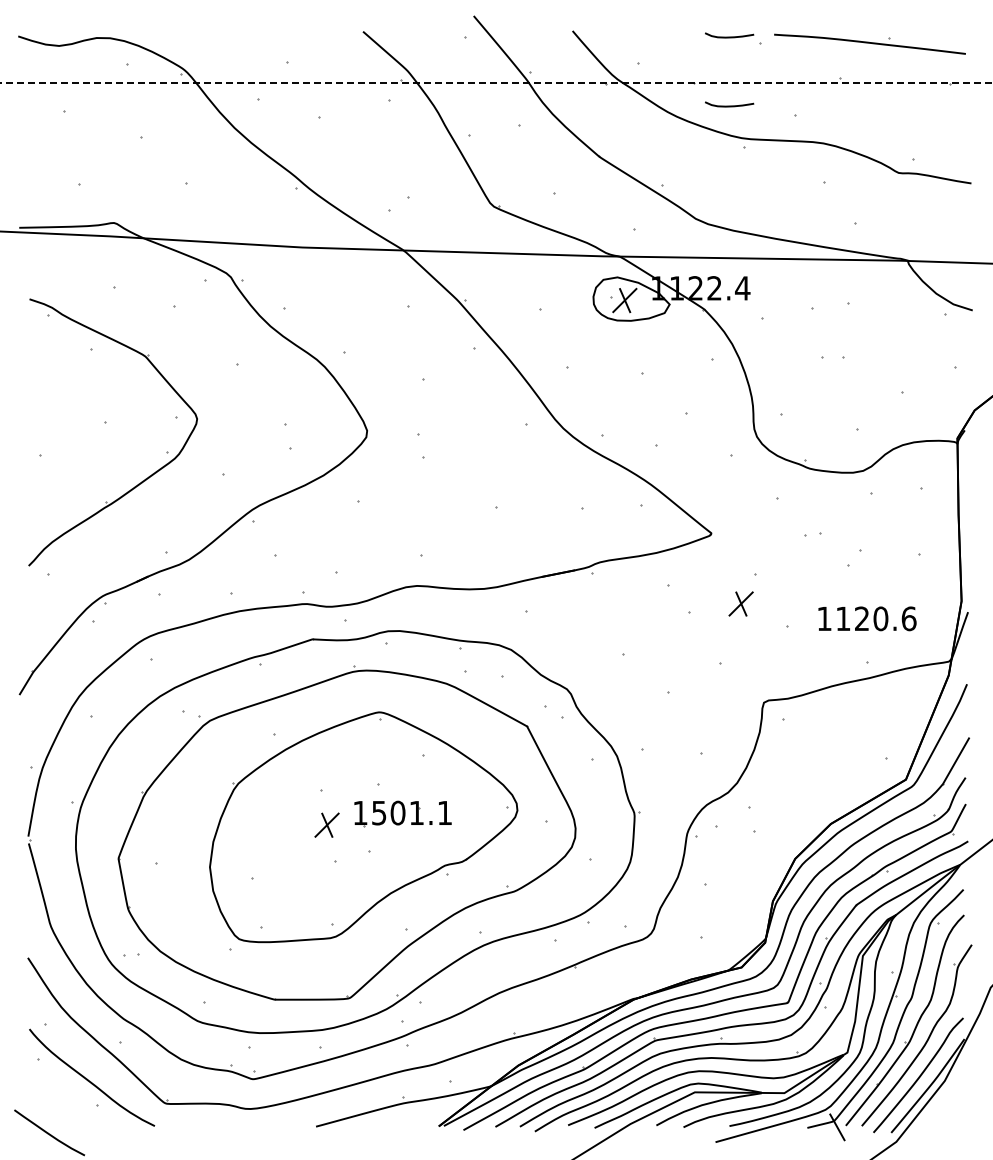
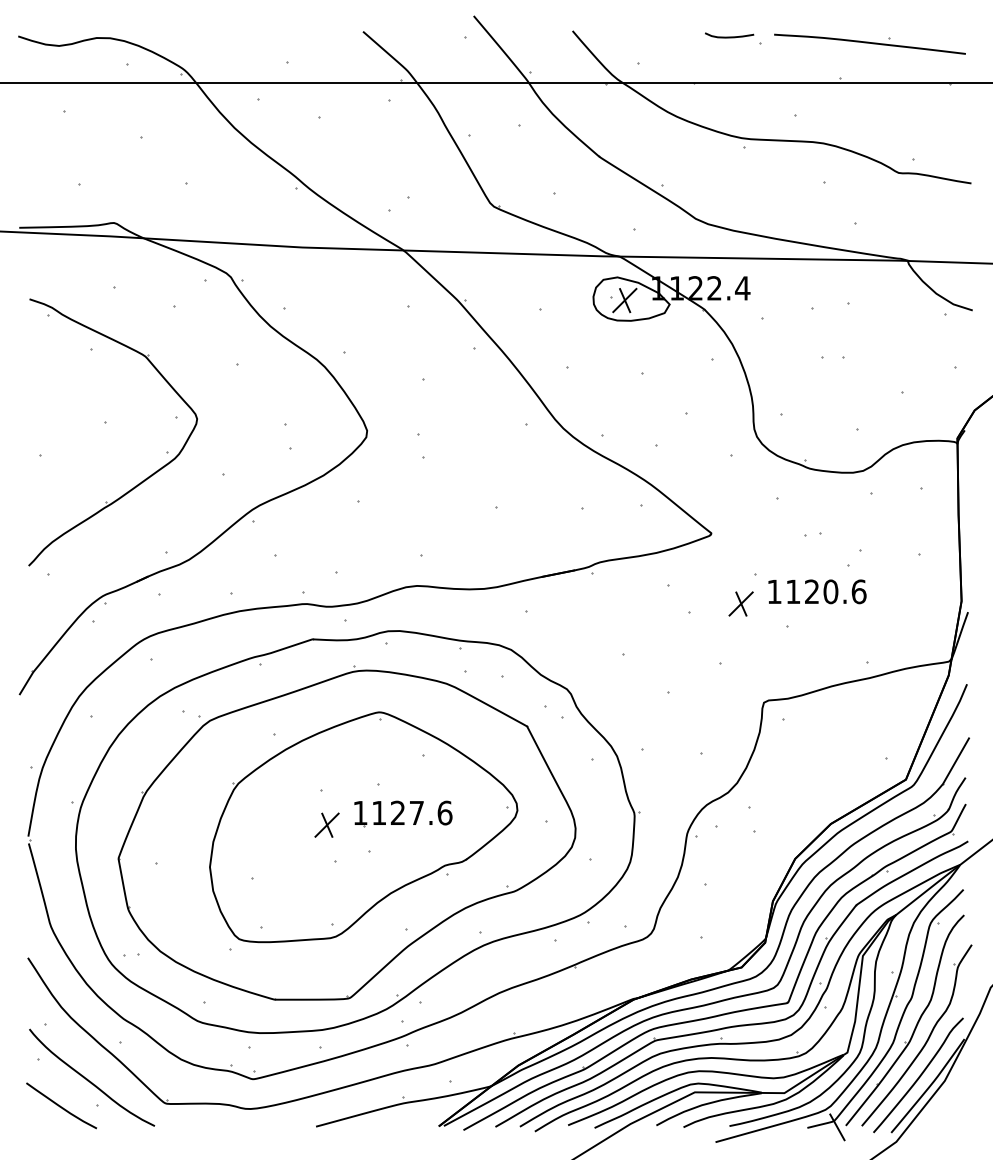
line: dashed -> solid (495, 83)
curve: present -> none (729, 105)
text position: (867, 618) -> (817, 591) (817, 591)
text: 1501.1 -> 1127.6 (412, 812)
curve position: (48, 1132) -> (60, 1105) (60, 1105)
